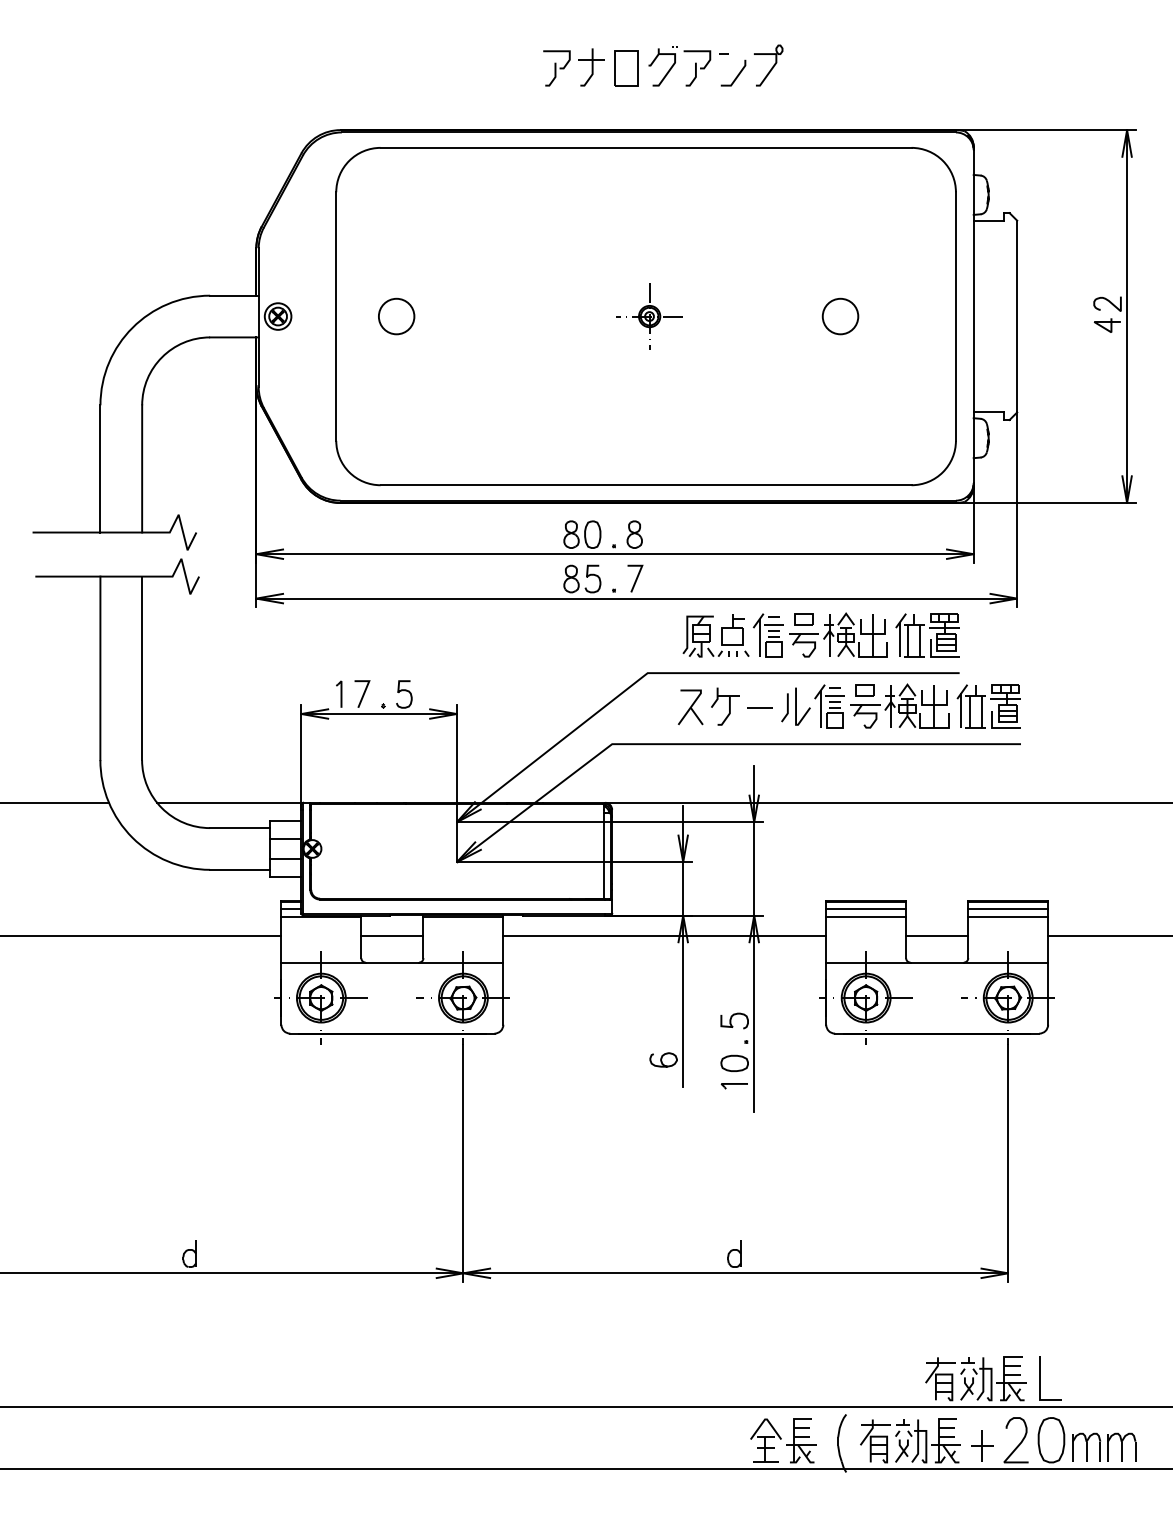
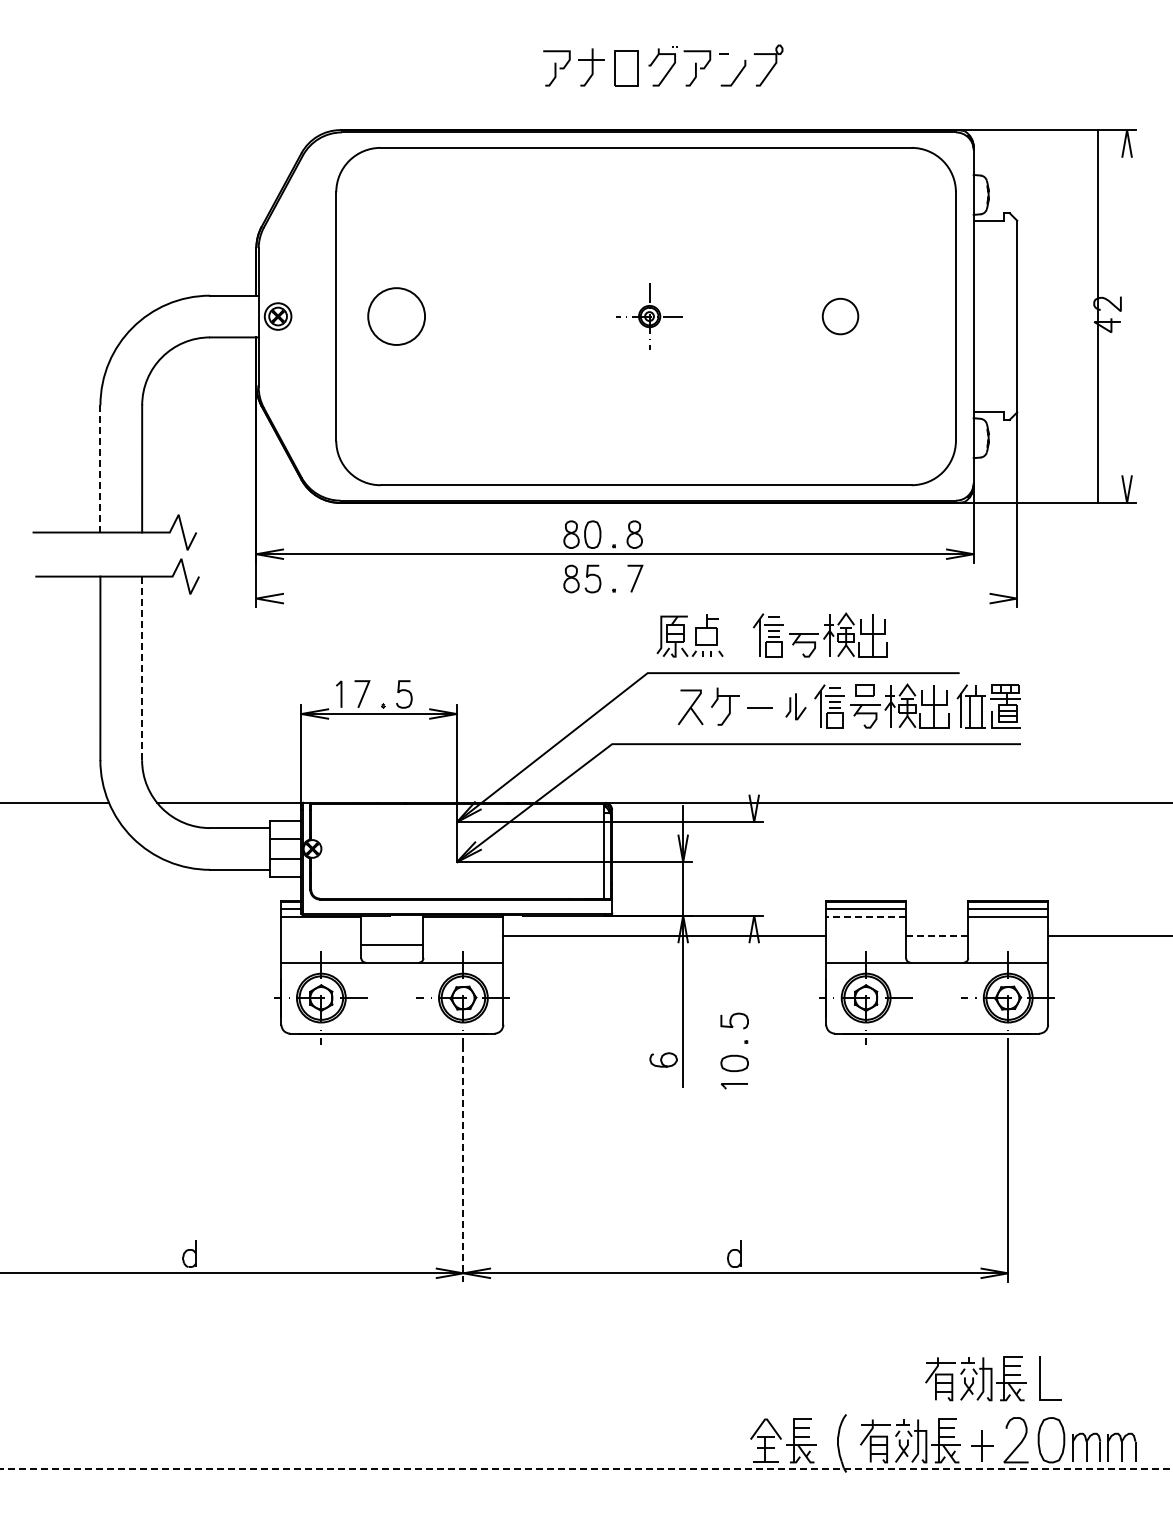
circle diameter: 36 px -> 57 px (396, 316)
line position: (1127, 316) -> (1098, 316) (1098, 316)
line: solid -> dashed (100, 468)
line: present -> none (636, 598)
part: present -> none (803, 619)
part position: (715, 635) -> (689, 635) (689, 635)
part: present -> none (927, 635)
line: solid -> dashed (142, 668)
part size: 30x39 px -> 22x28 px (795, 706)
line: solid -> dashed (866, 917)
line: present -> none (141, 935)
line position: (392, 935) -> (392, 944) (392, 944)
line: solid -> dashed (937, 935)
line: present -> none (754, 938)
line: solid -> dashed (463, 1163)
line: present -> none (585, 1406)
line: solid -> dashed (586, 1468)
